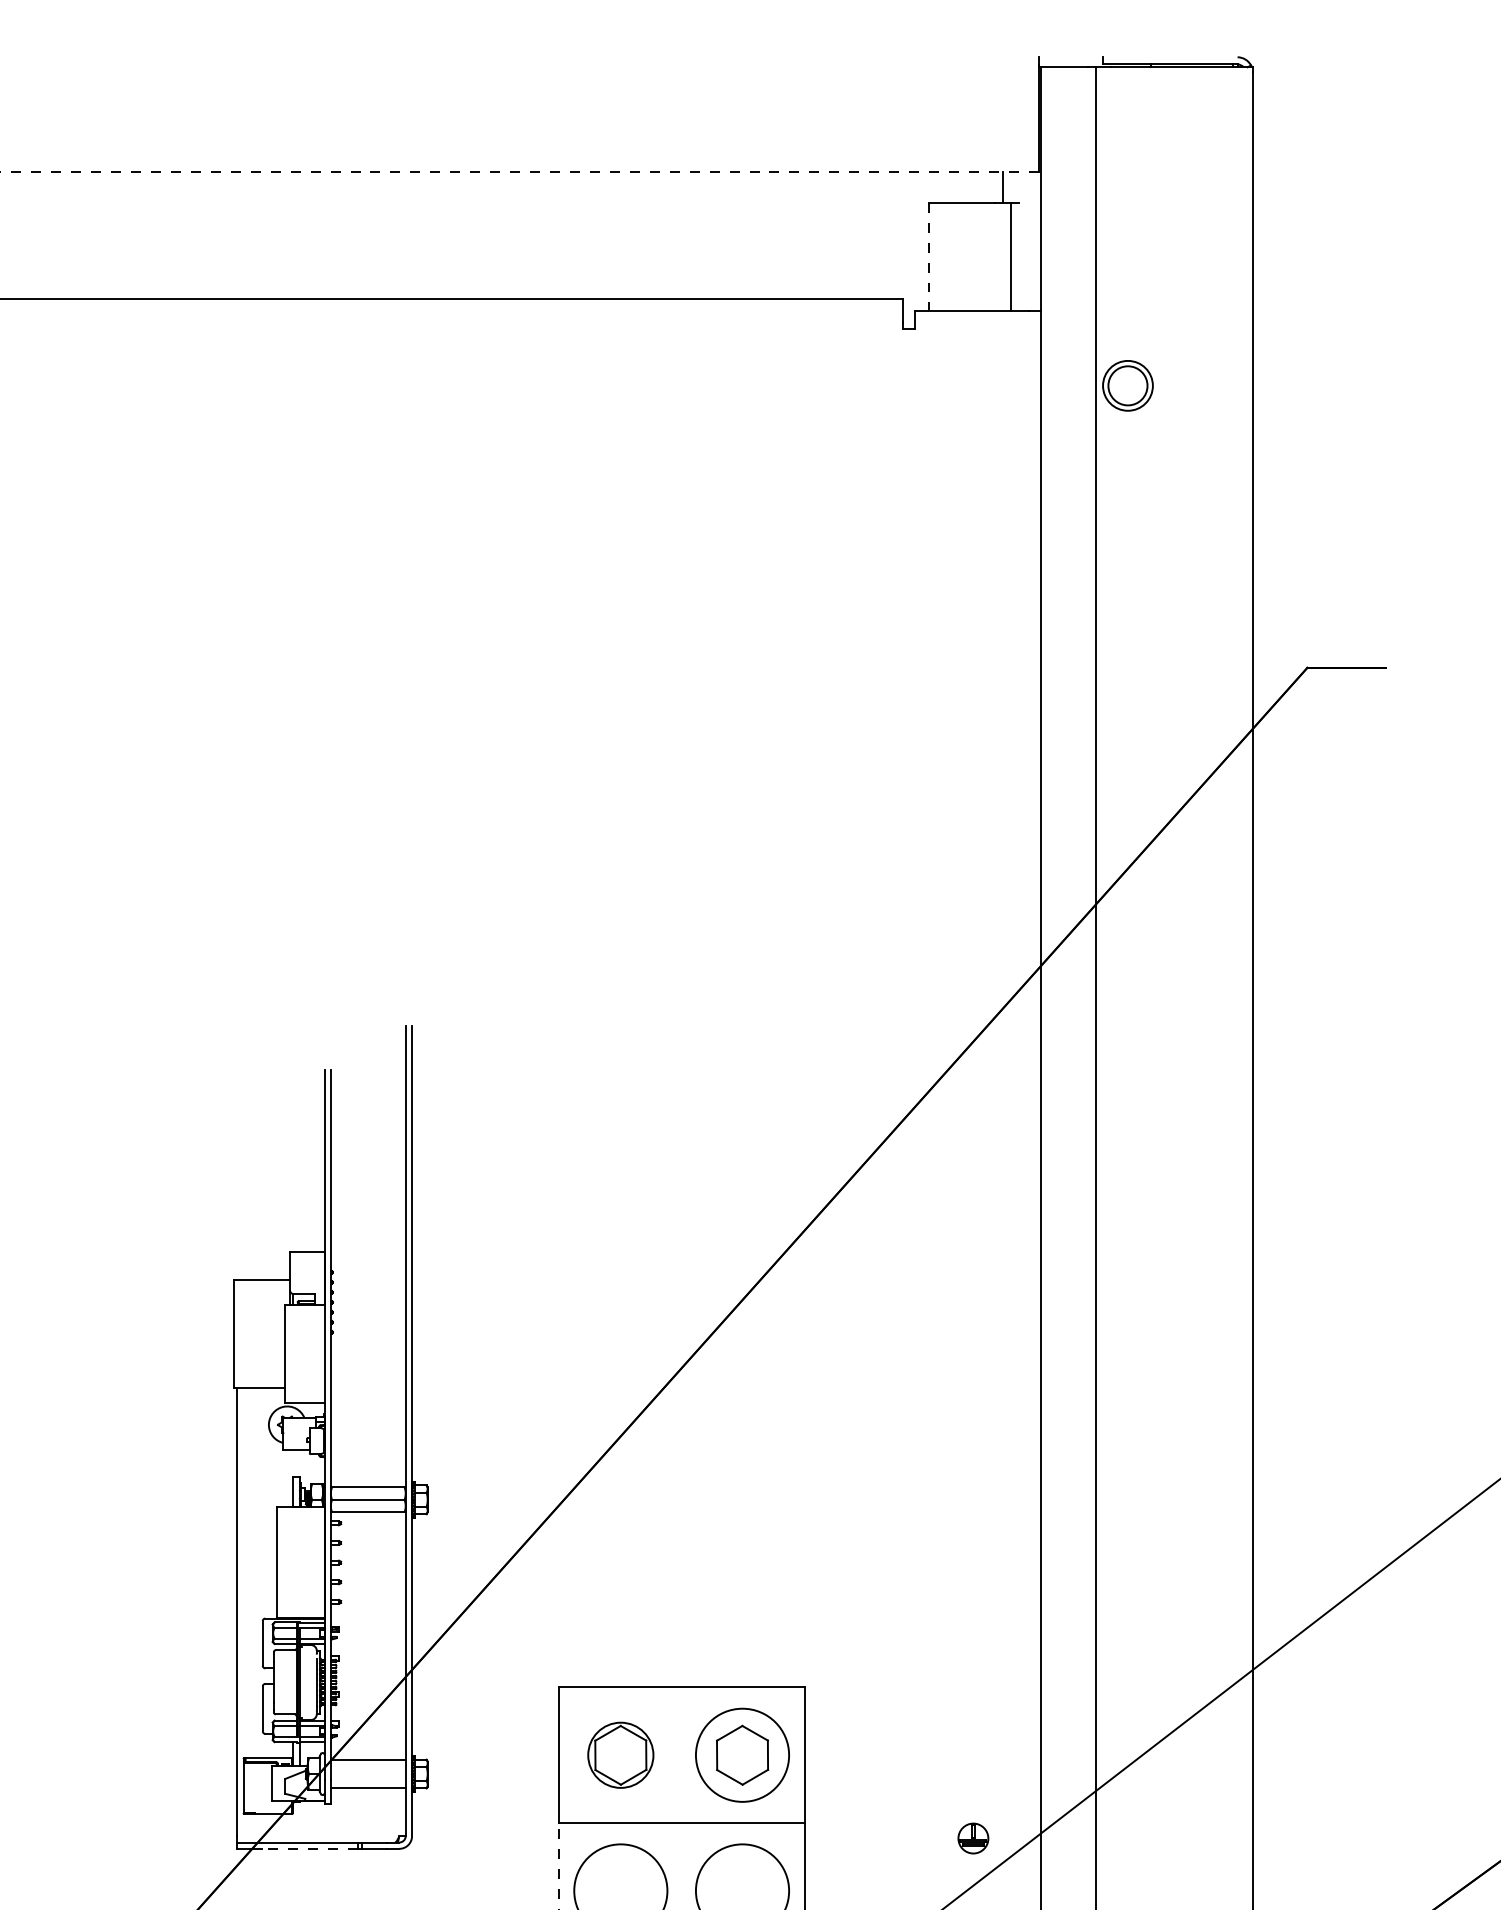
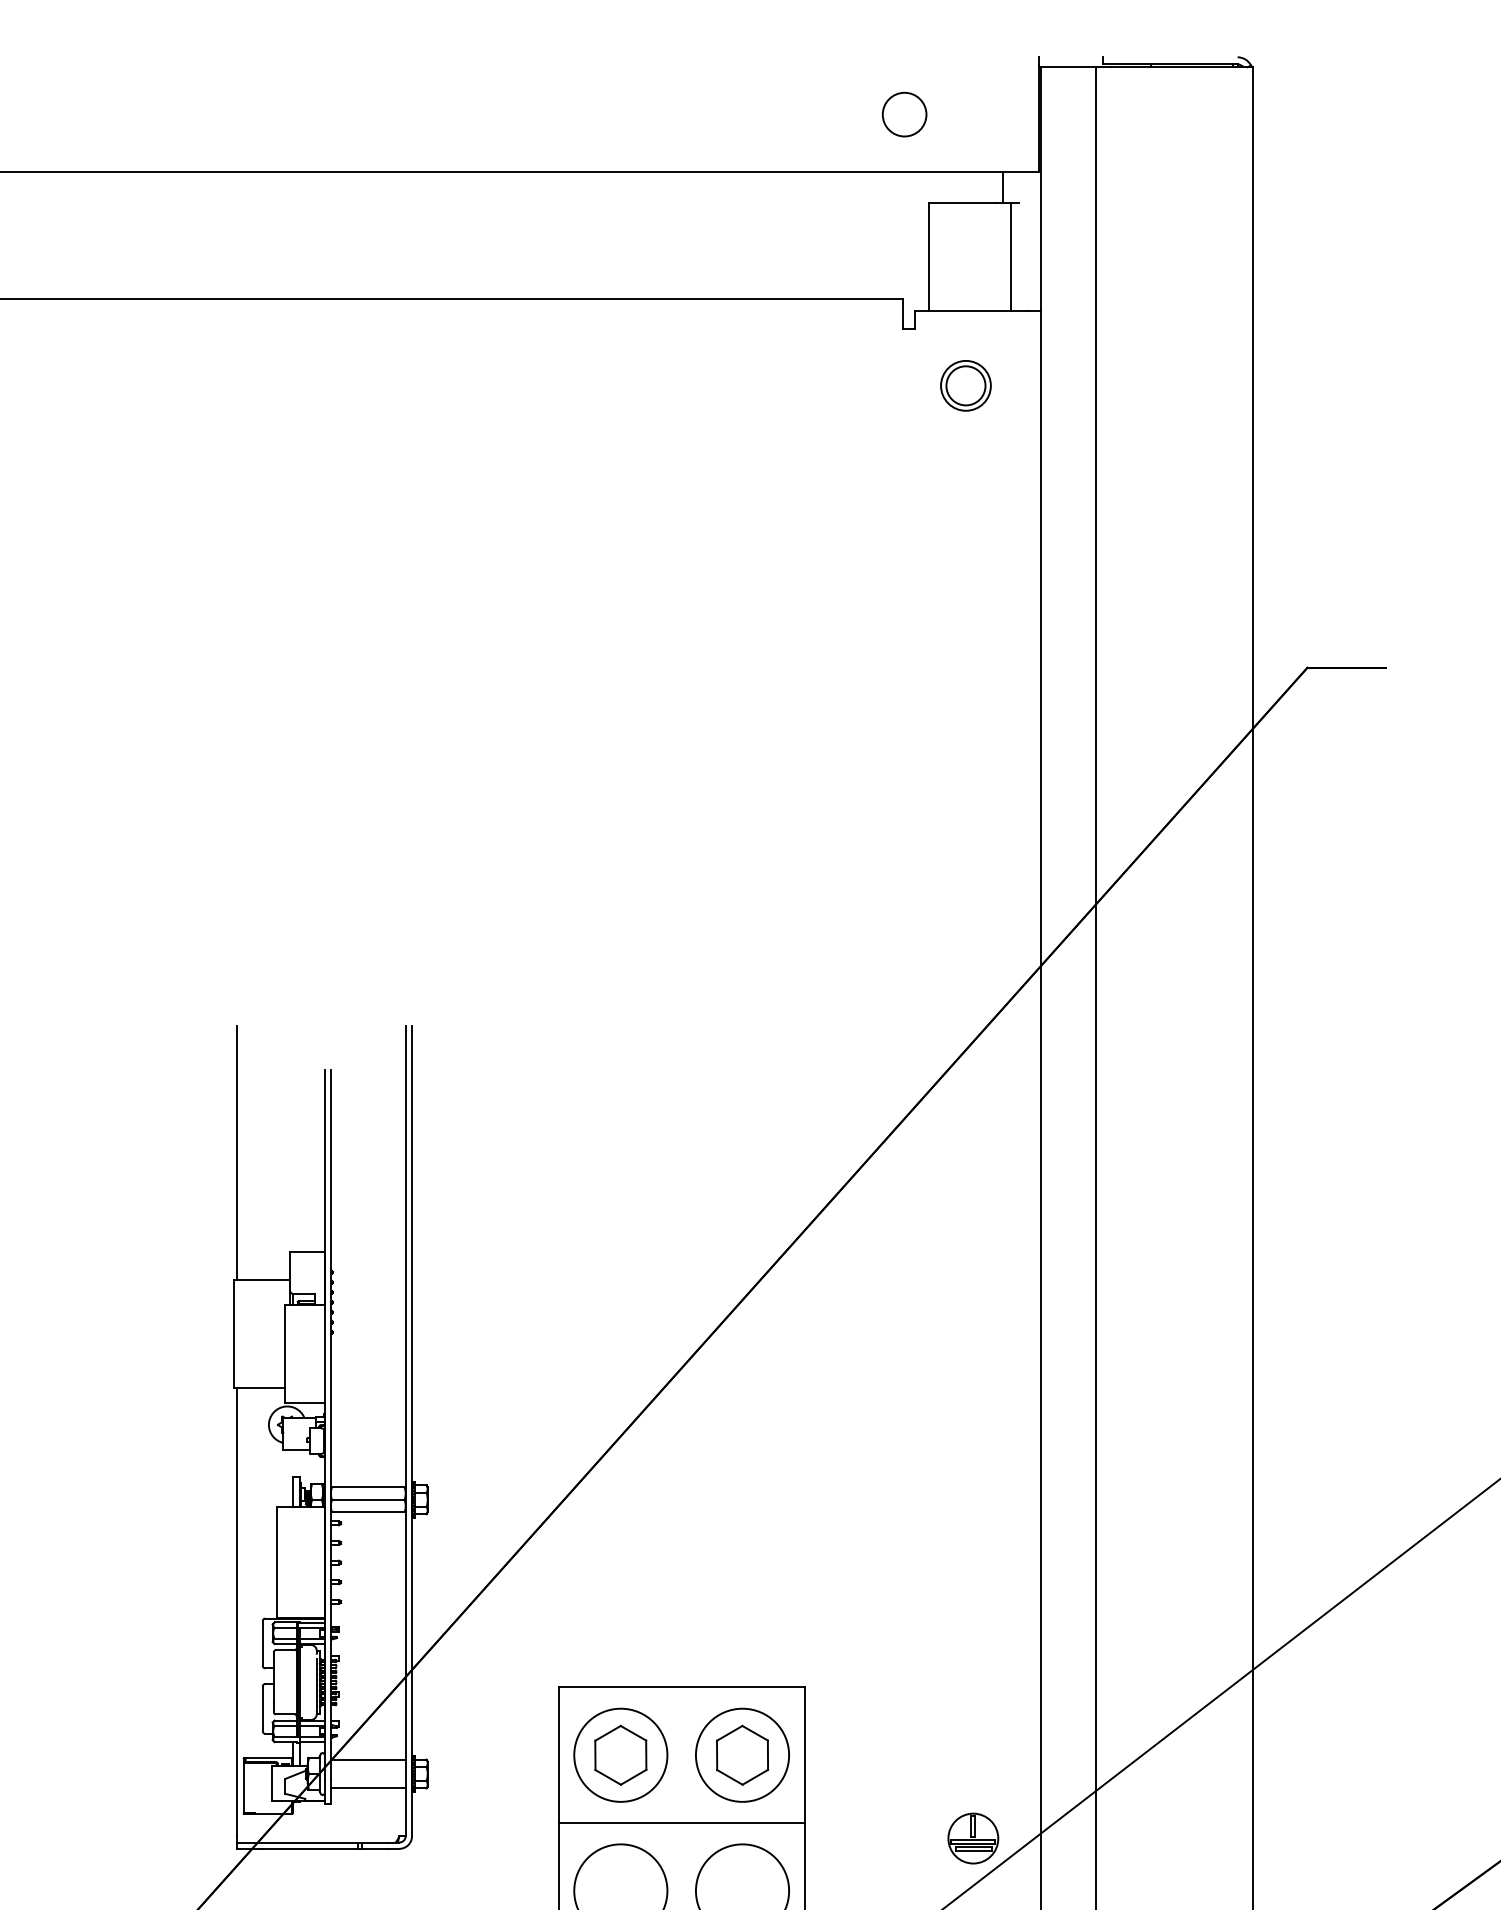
circle: none -> present (904, 114)
line: dashed -> solid (519, 172)
line: dashed -> solid (928, 257)
part position: (1127, 385) -> (965, 385) (965, 385)
line: none -> present (237, 1152)
circle diameter: 65 px -> 93 px (620, 1754)
part size: 33x33 px -> 53x53 px (973, 1838)
line: dashed -> solid (310, 1848)
line: dashed -> solid (558, 1866)
